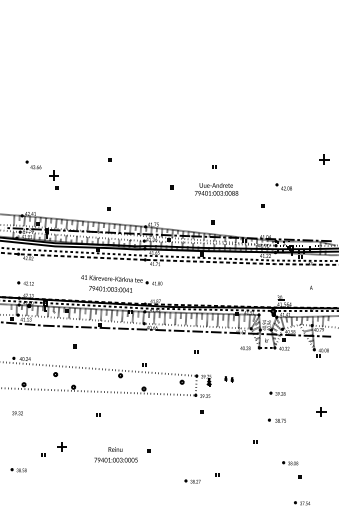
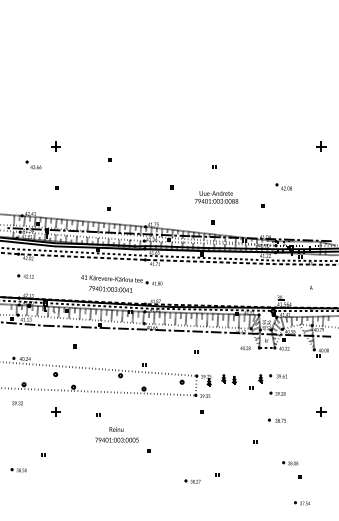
part position: (324, 159) -> (321, 146) (321, 146)
part position: (53, 175) -> (55, 146) (55, 146)
text position: (216, 189) -> (216, 197) (216, 197)
part position: (25, 283) -> (25, 276) (25, 276)
part size: 10x7 px -> 16x11 px (228, 379)
part: none -> present (267, 381)
text position: (17, 413) -> (17, 403) (17, 403)
part position: (61, 446) -> (55, 411) (55, 411)
text position: (115, 454) -> (116, 434) (116, 434)
